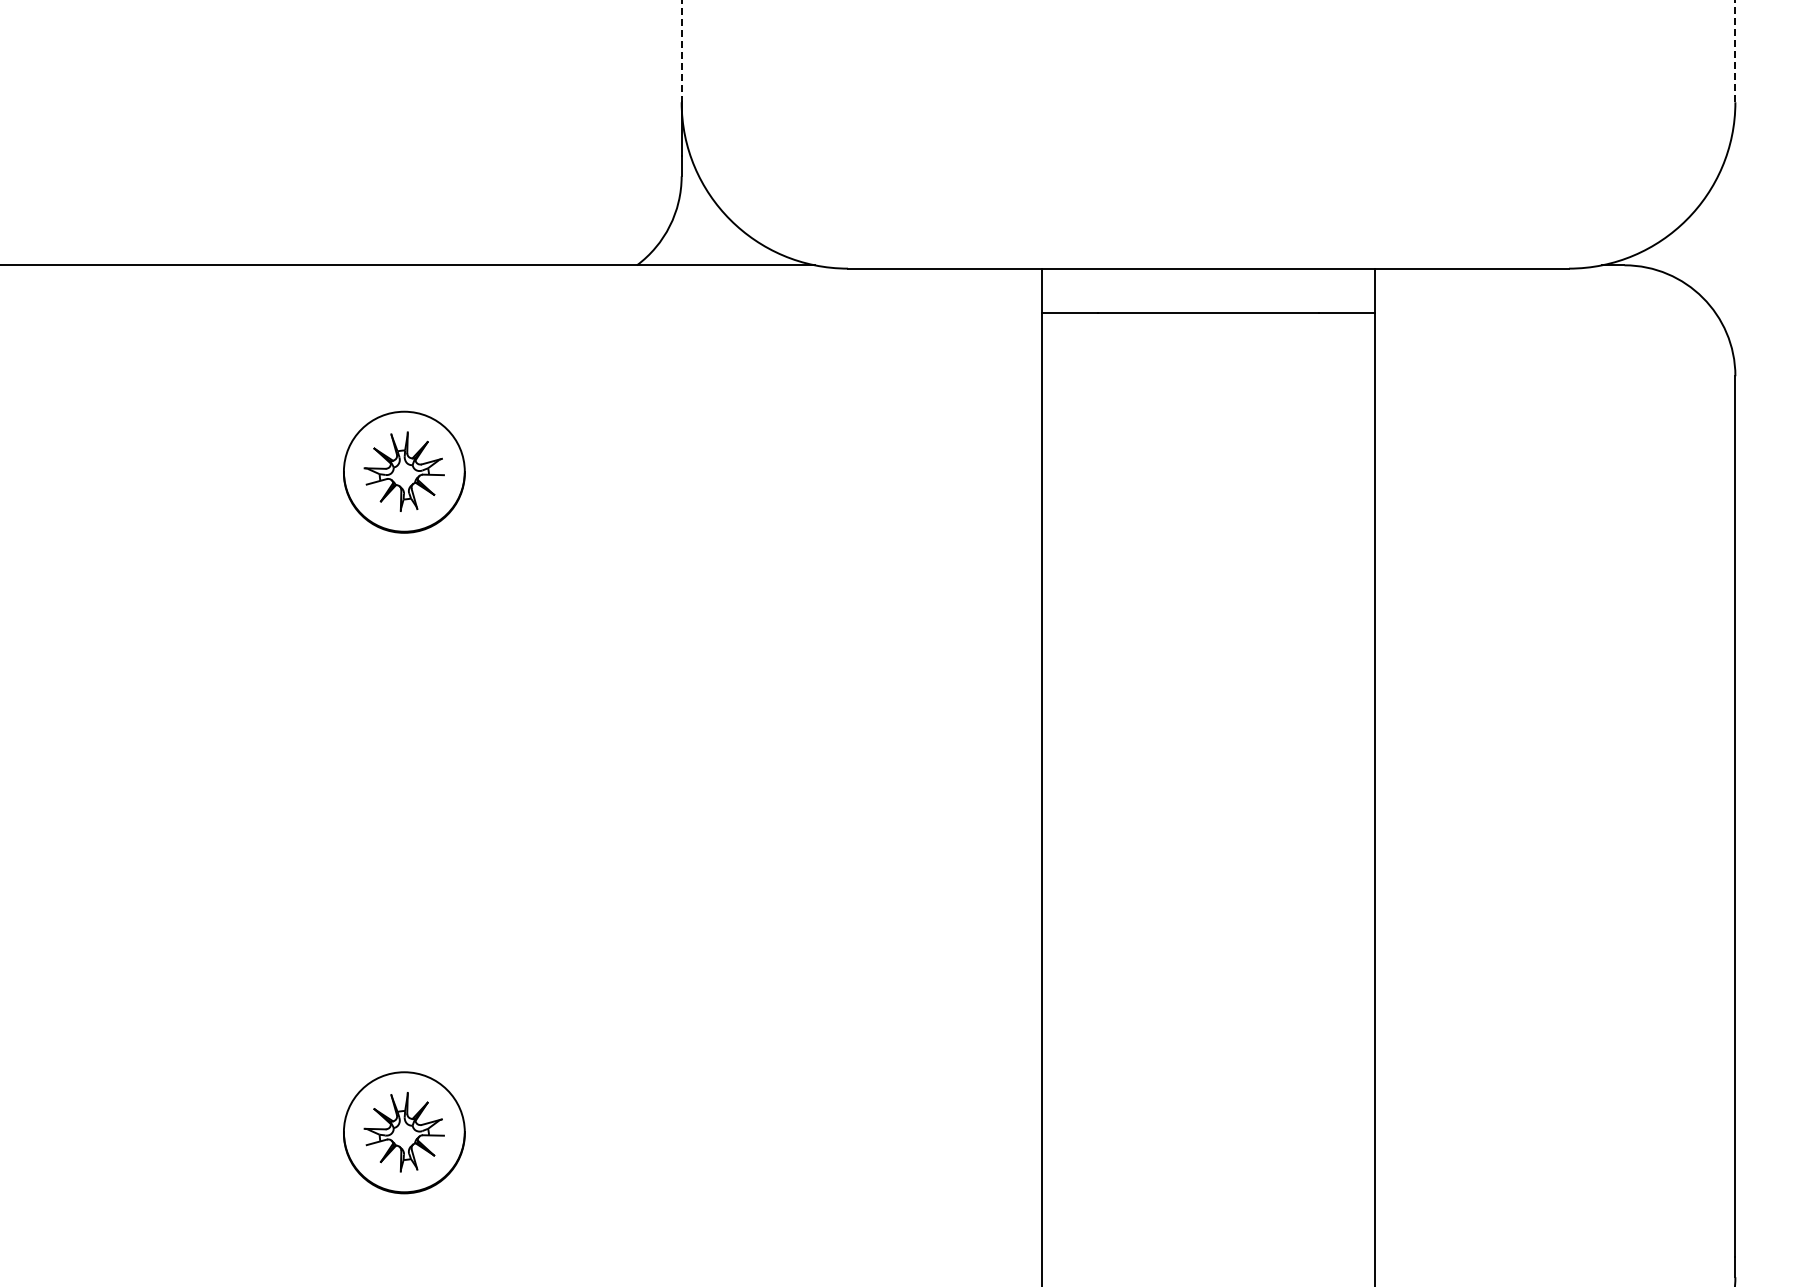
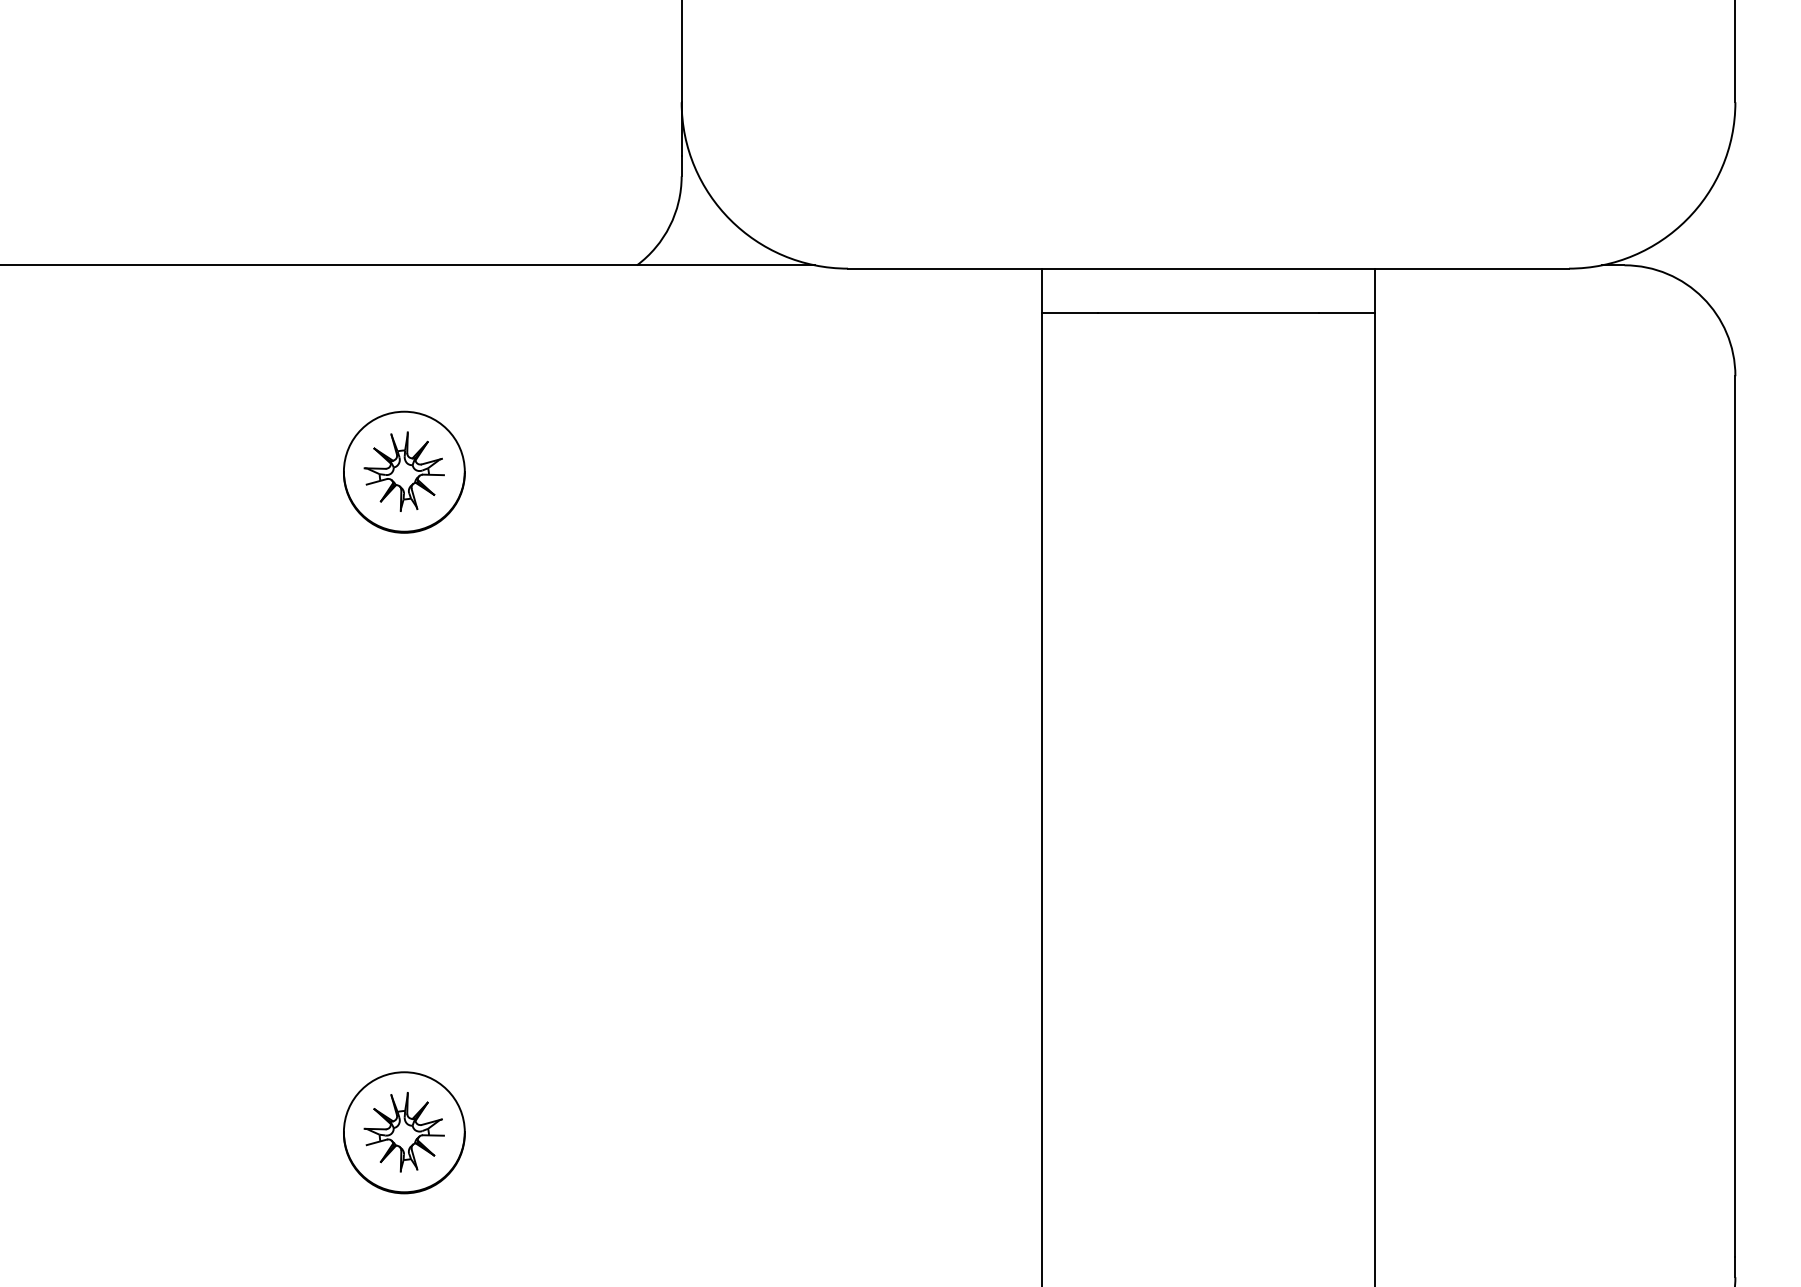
line: dashed -> solid (681, 51)
line: dashed -> solid (1735, 51)
